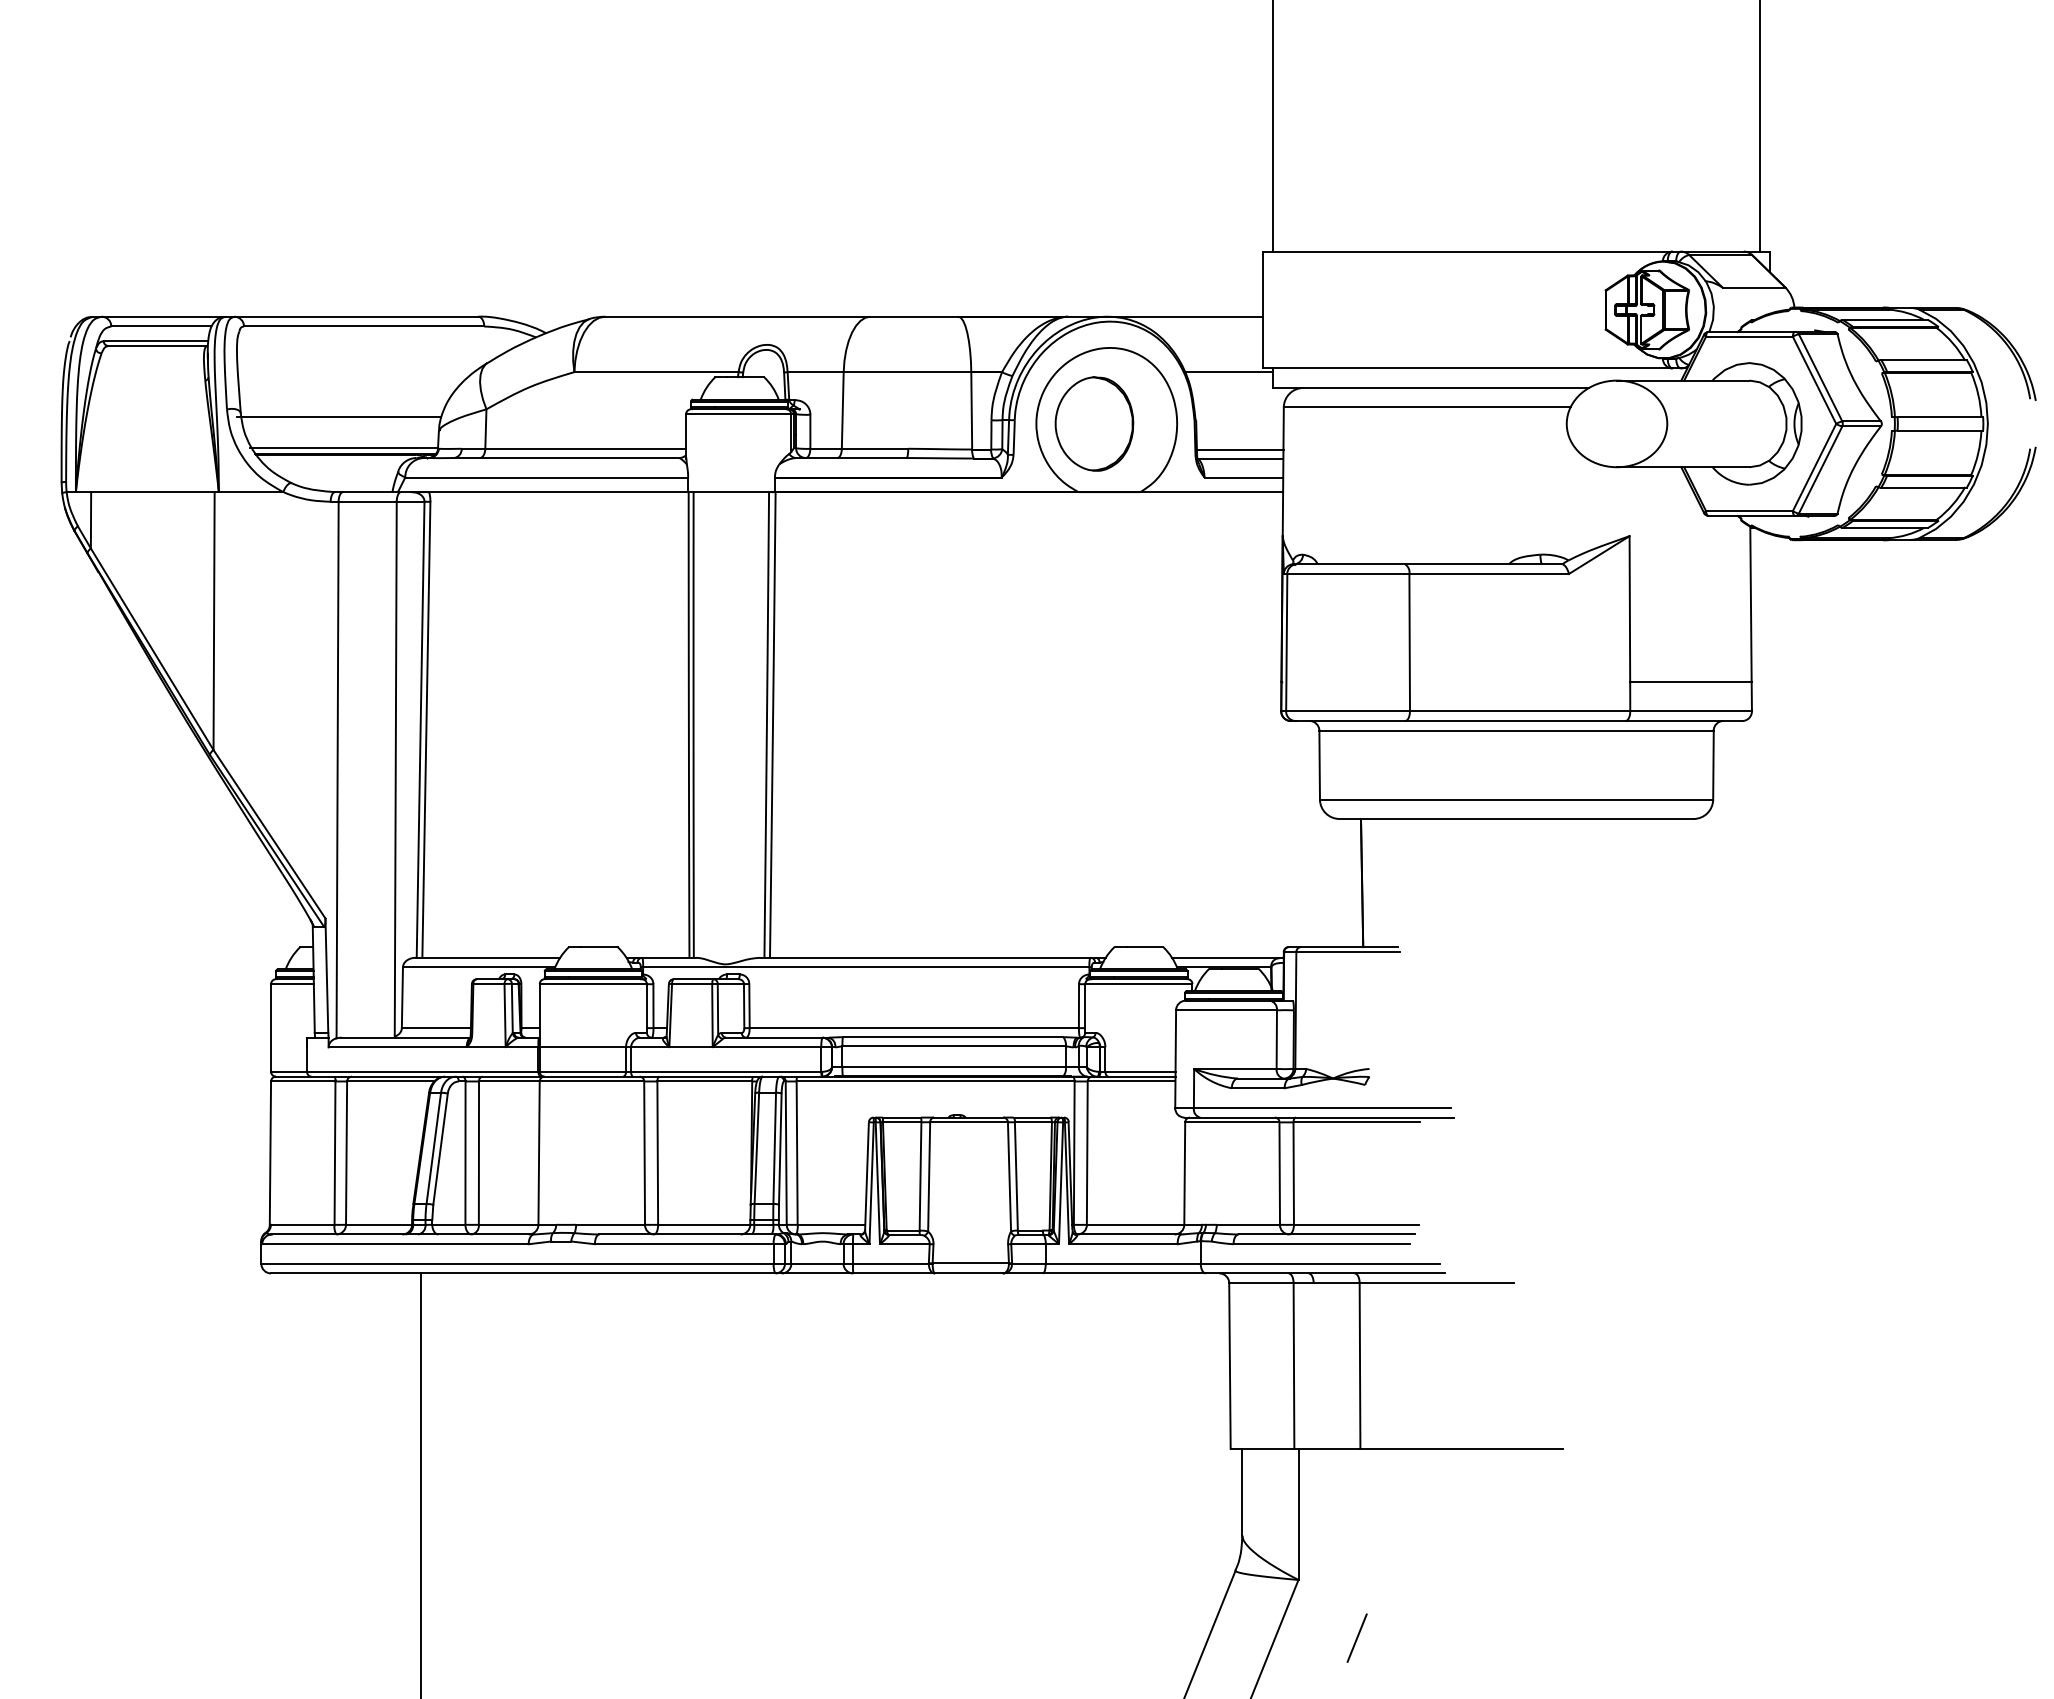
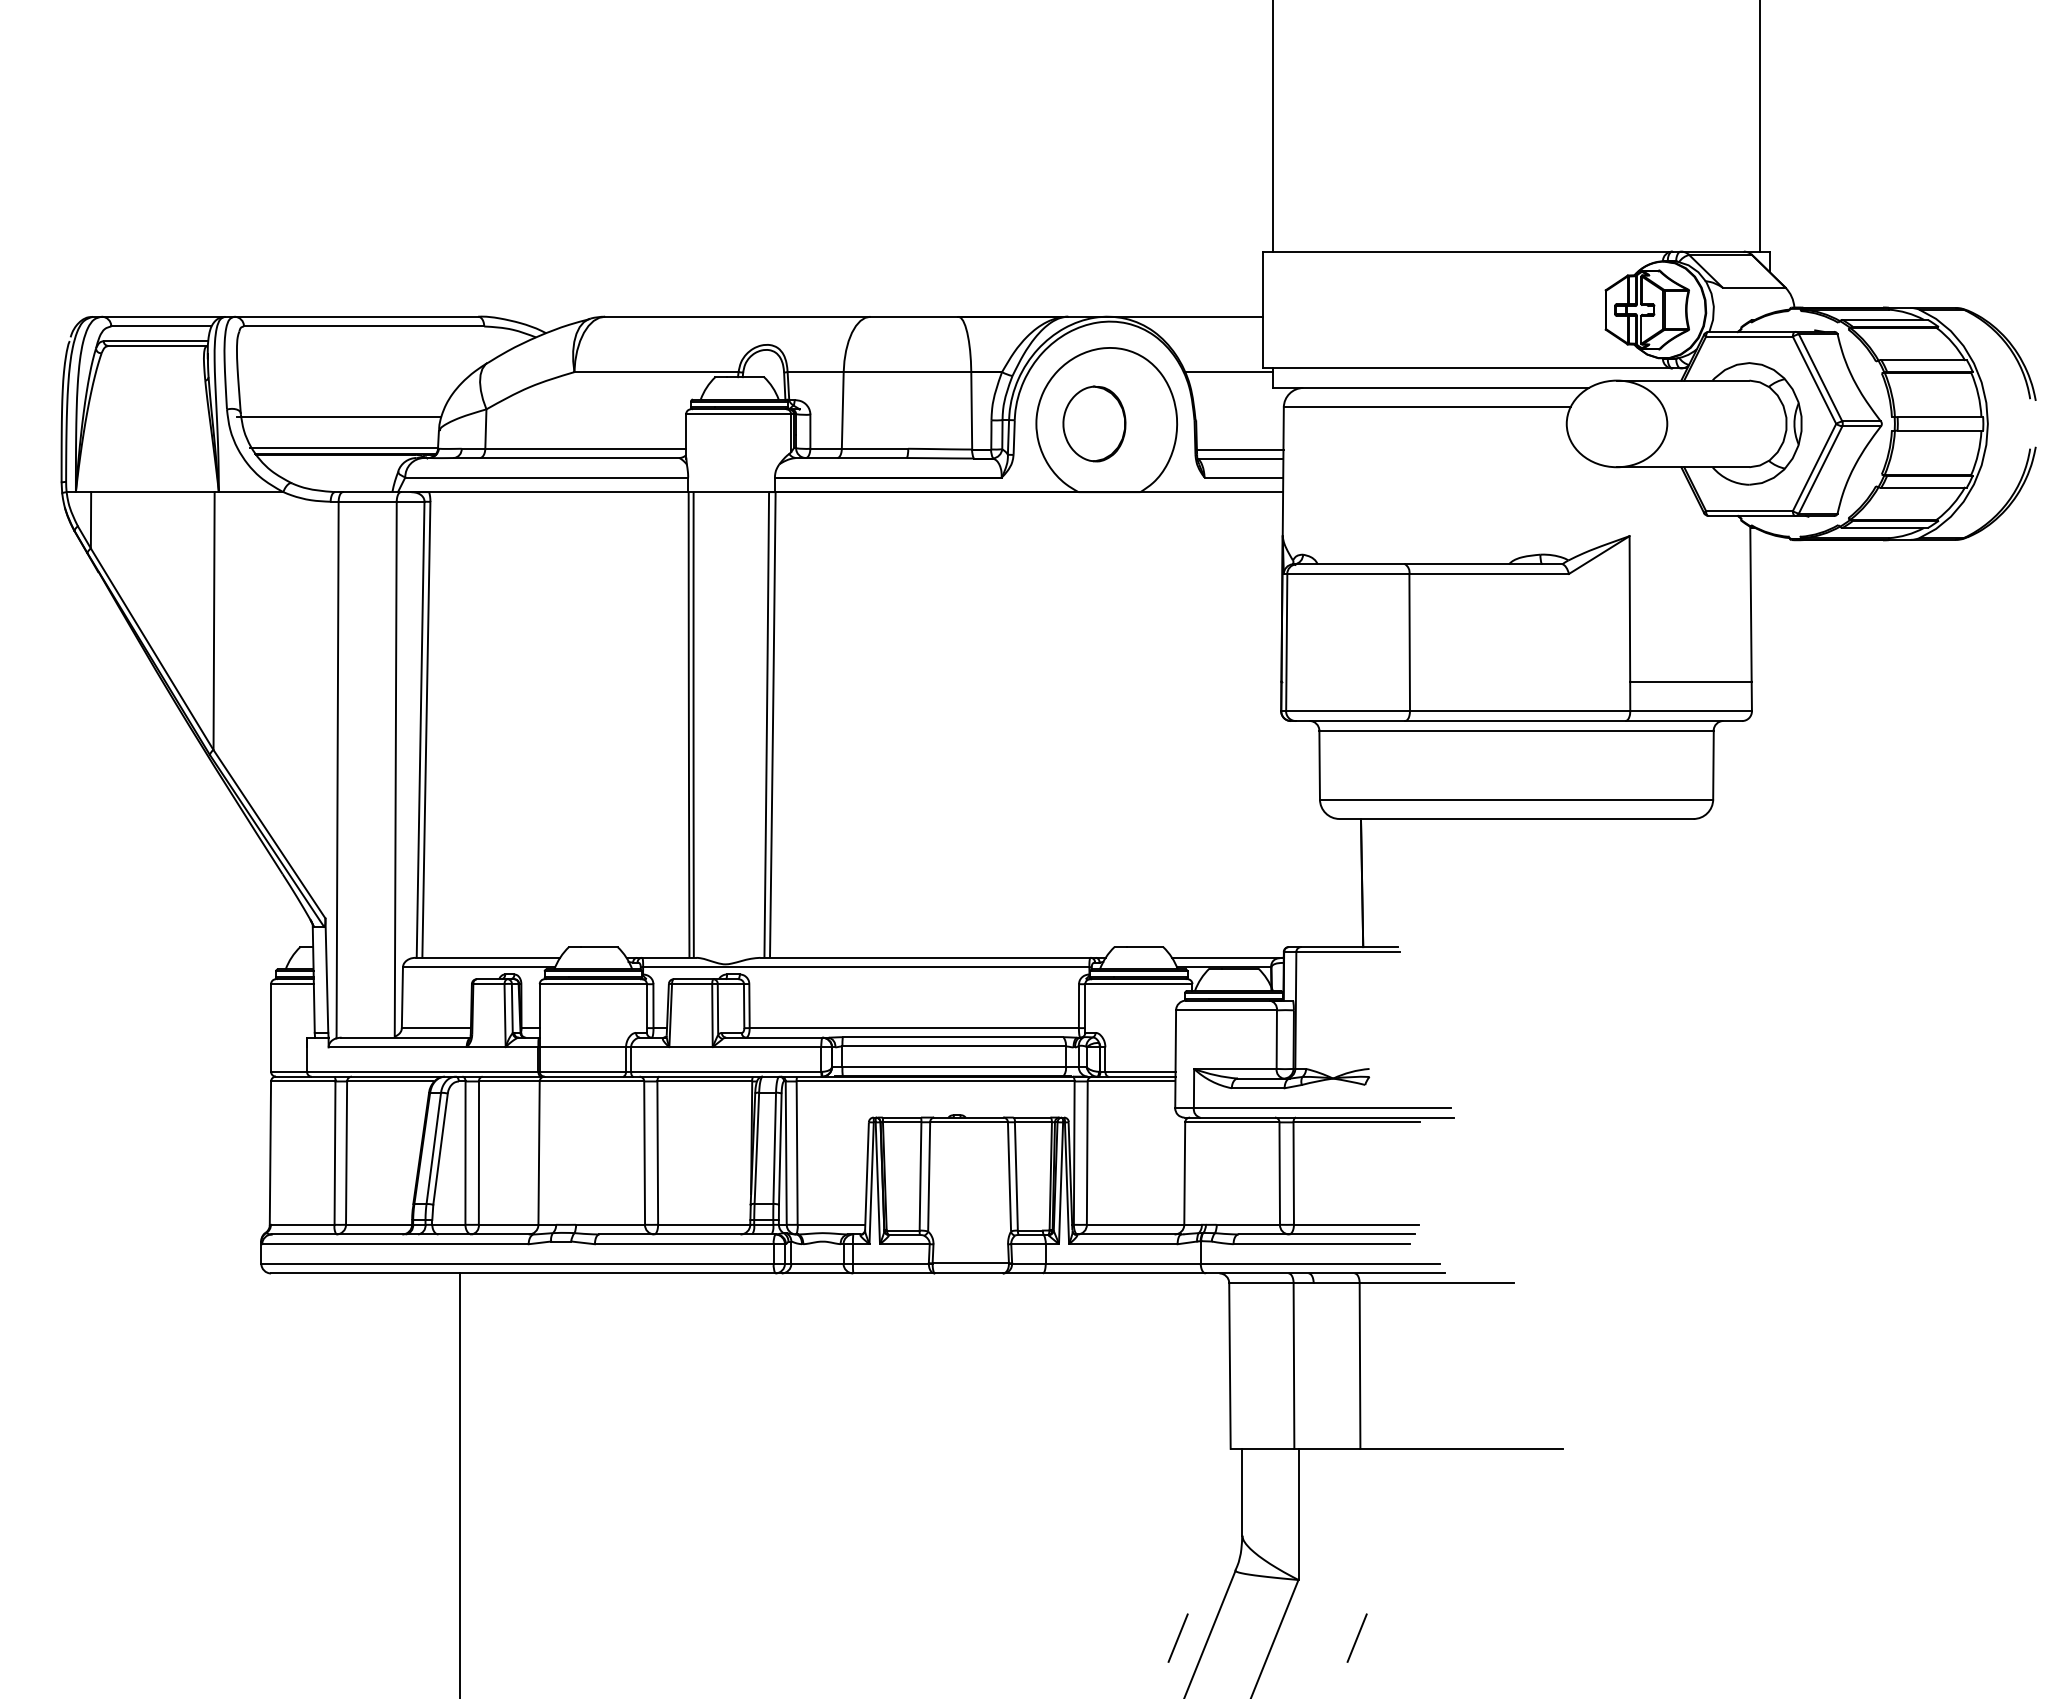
part size: 81x96 px -> 65x78 px (1094, 423)
line position: (420, 1484) -> (459, 1484) (459, 1484)
line: none -> present (1177, 1637)
